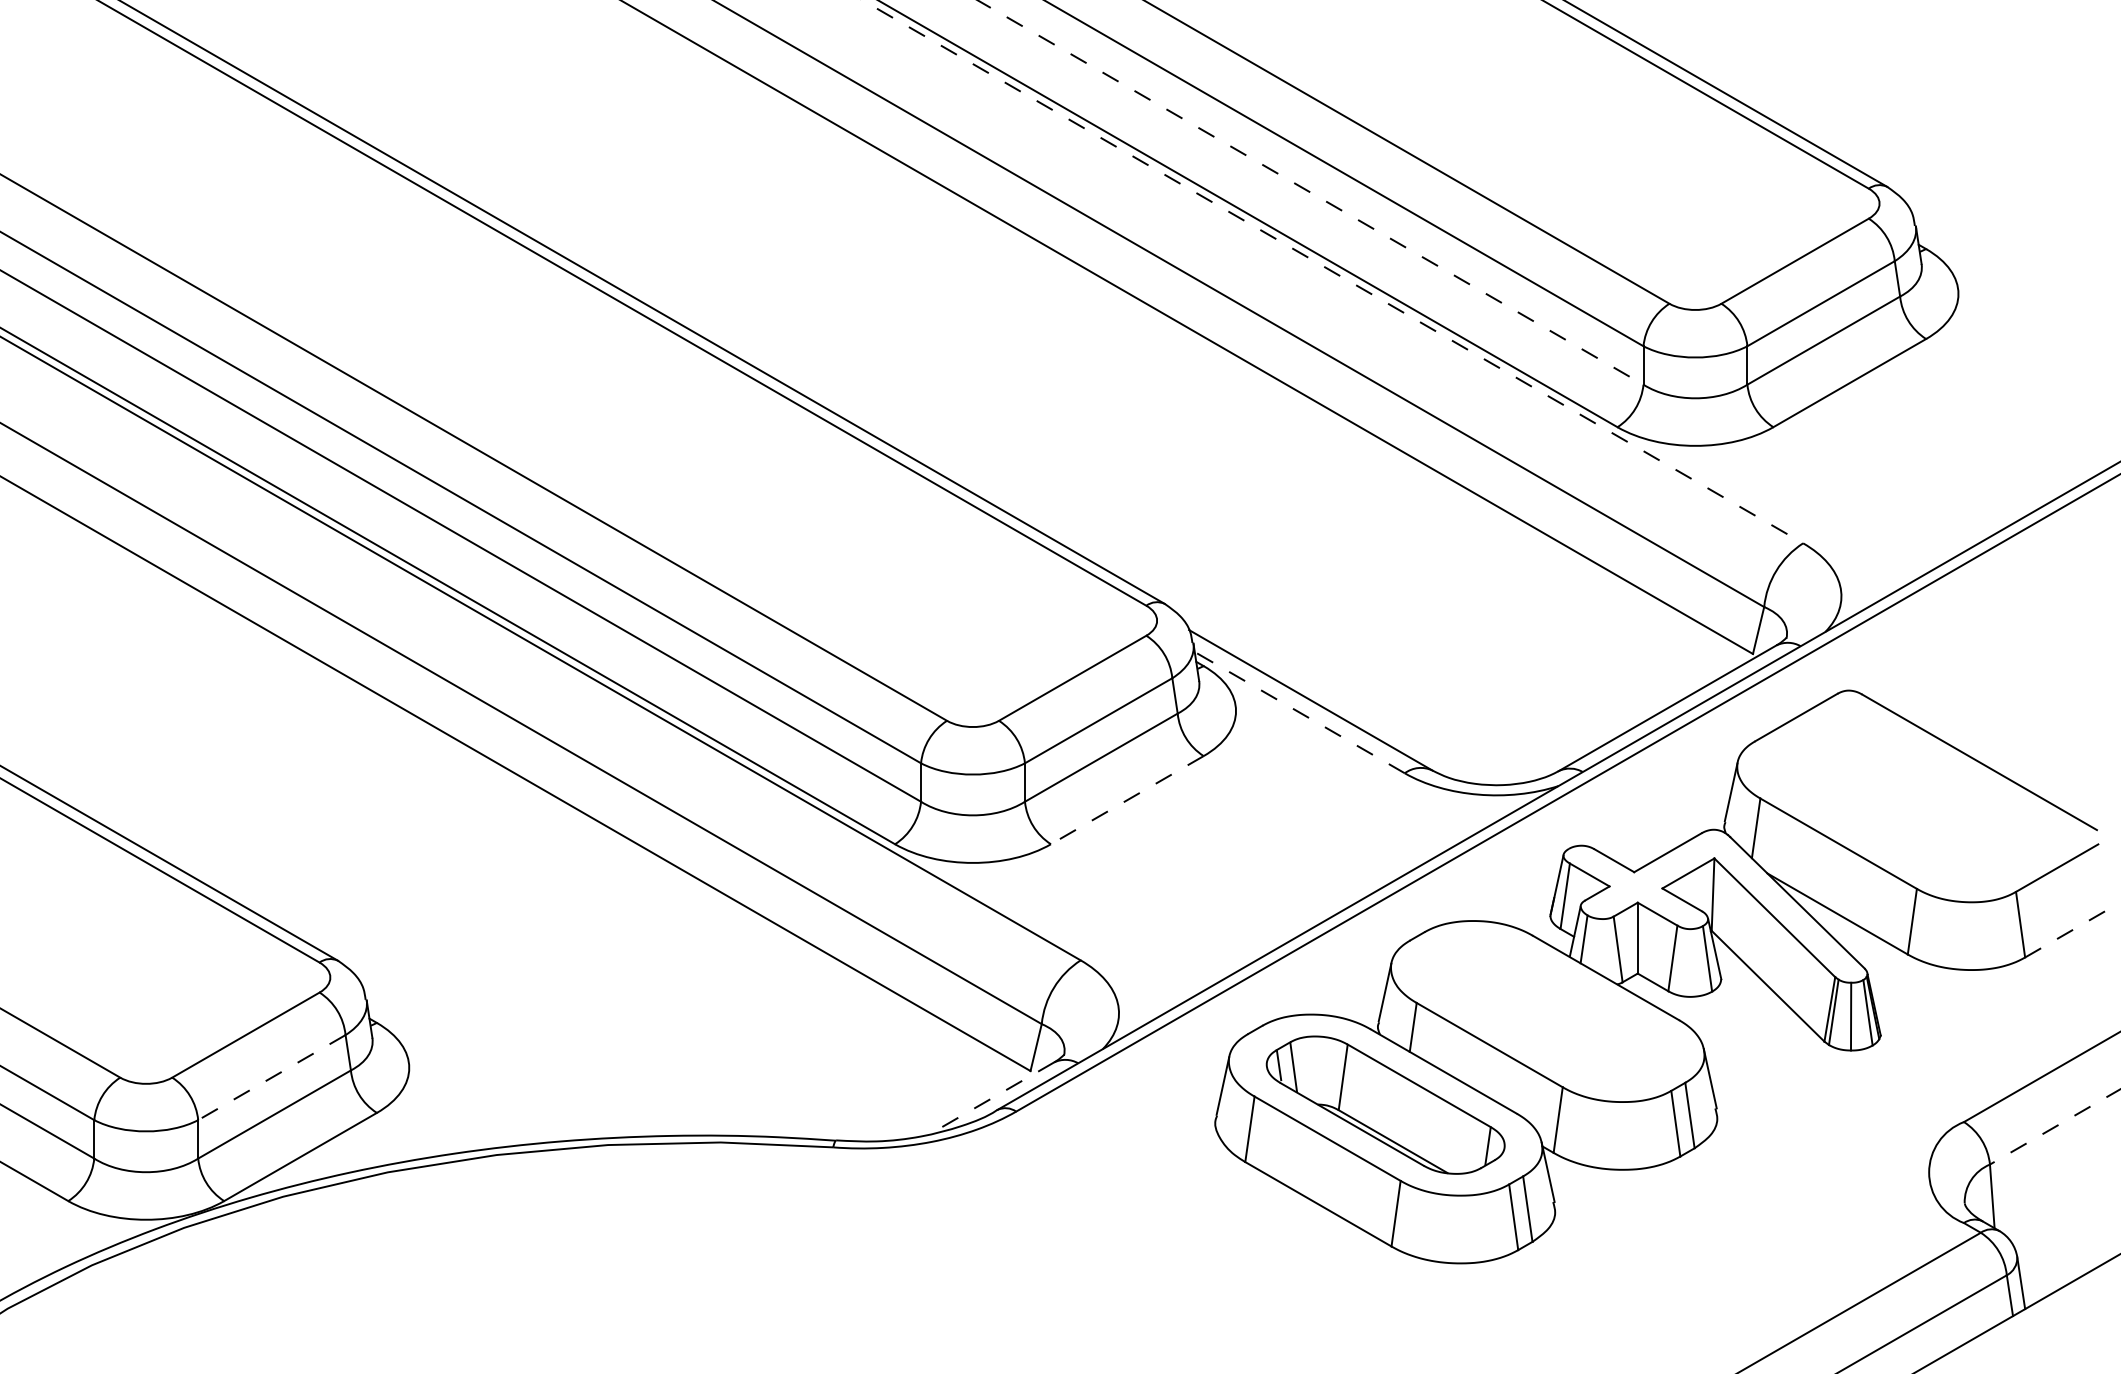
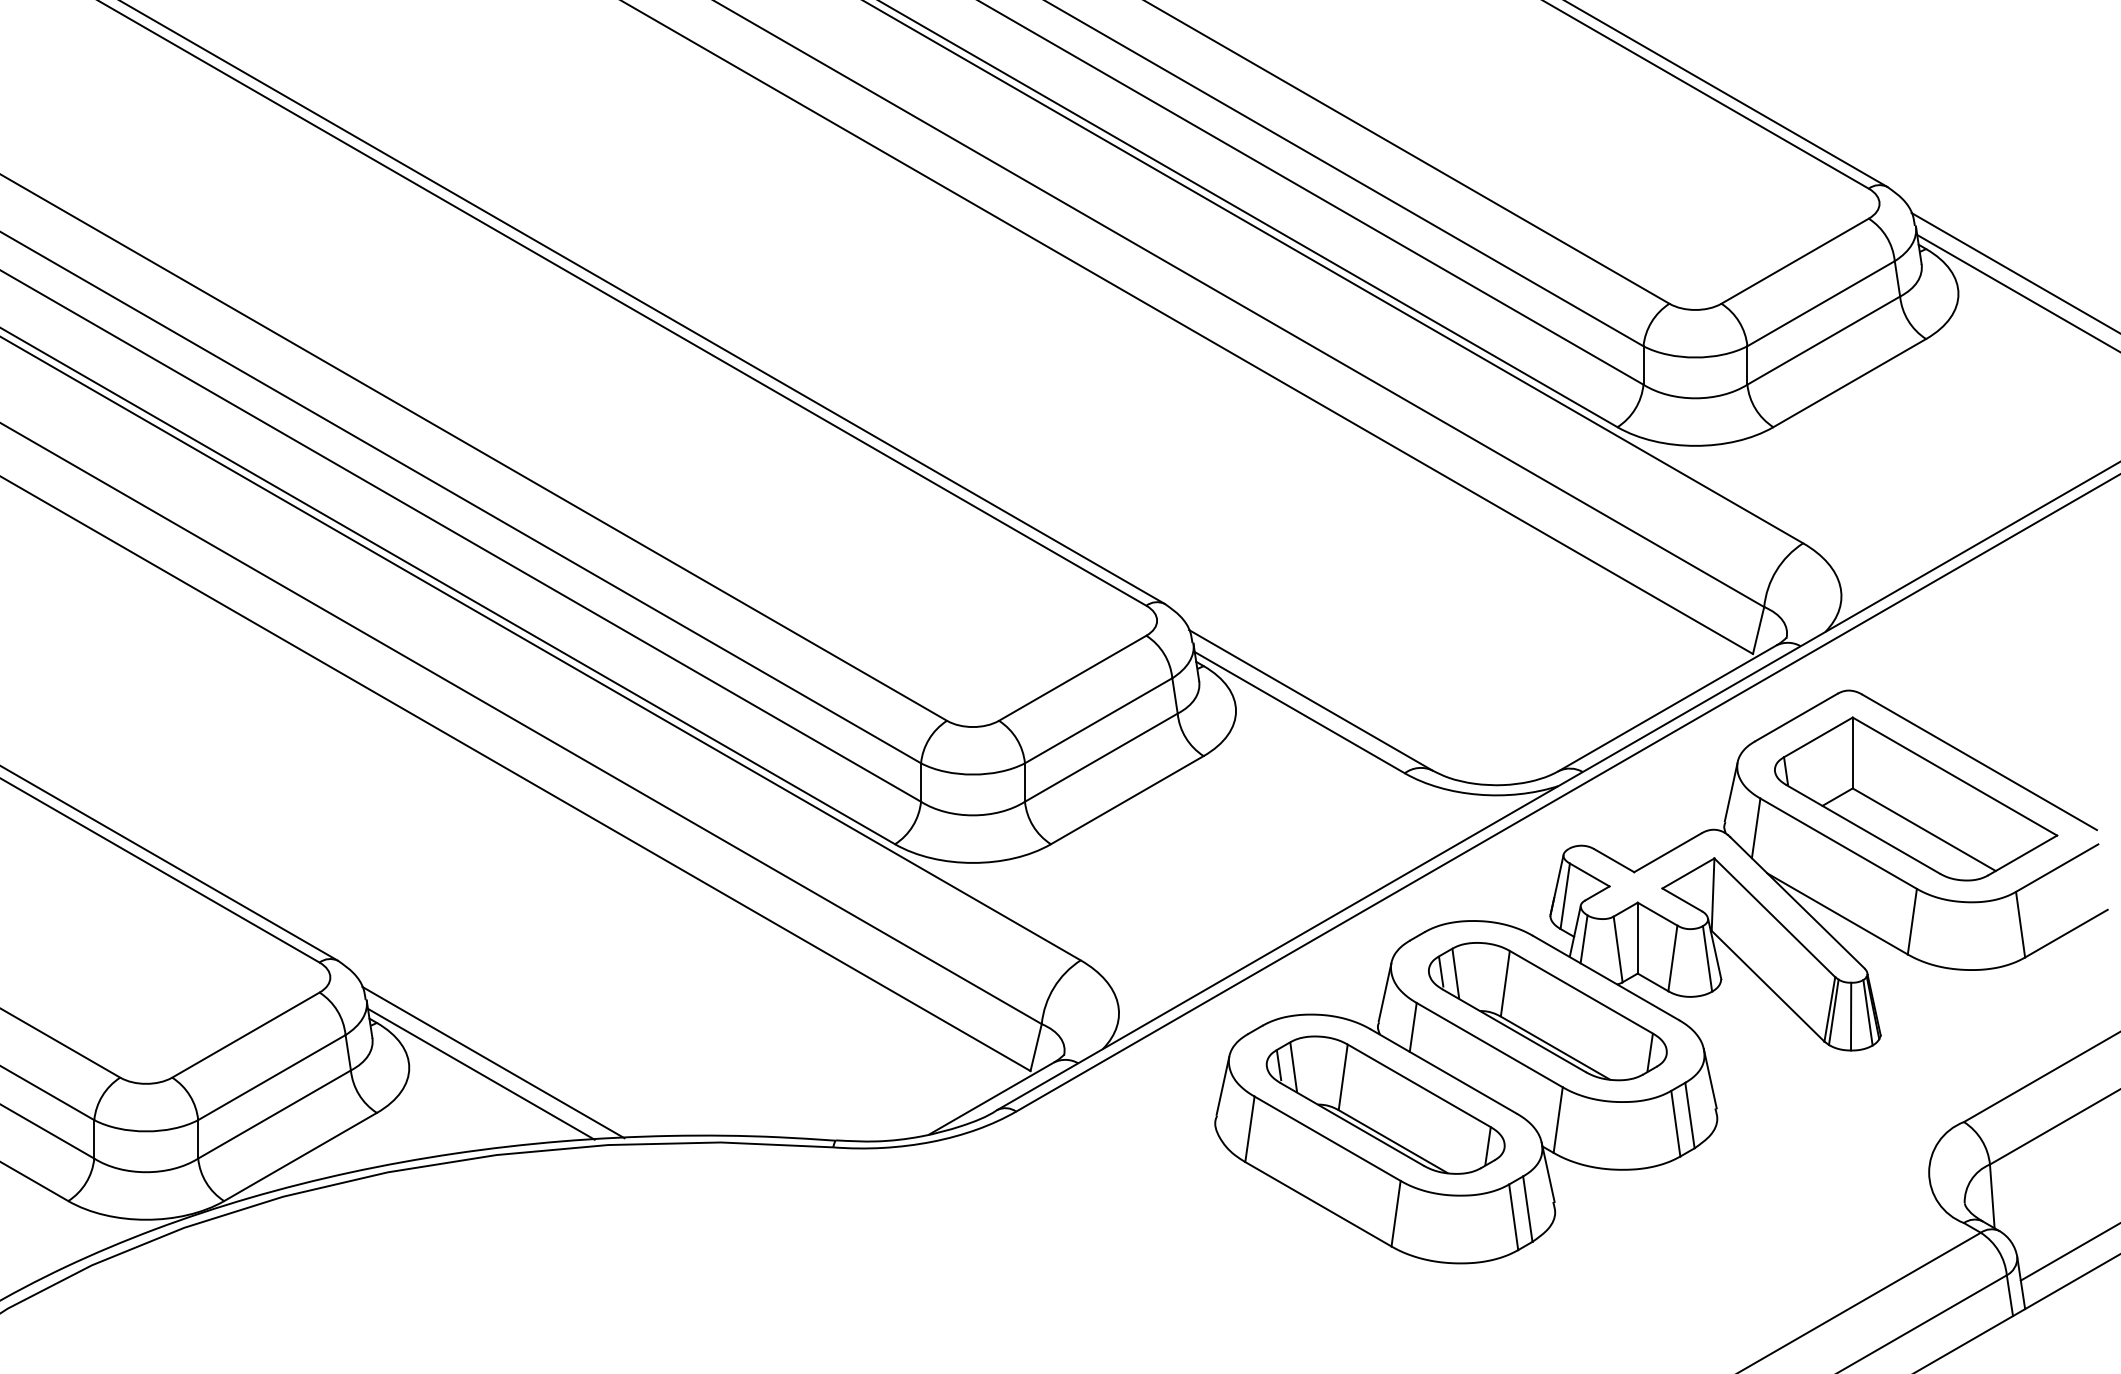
line: dashed -> solid (1311, 192)
line: dashed -> solid (1332, 271)
line: none -> present (2014, 271)
line: none -> present (2017, 292)
line: dashed -> solid (1299, 712)
part: none -> present (1916, 798)
line: dashed -> solid (1126, 800)
line: dashed -> solid (2066, 933)
part: none -> present (1547, 1011)
line: none -> present (493, 1062)
line: none -> present (481, 1073)
line: dashed -> solid (271, 1077)
line: dashed -> solid (991, 1098)
line: dashed -> solid (2054, 1127)
line: none -> present (2068, 1252)
